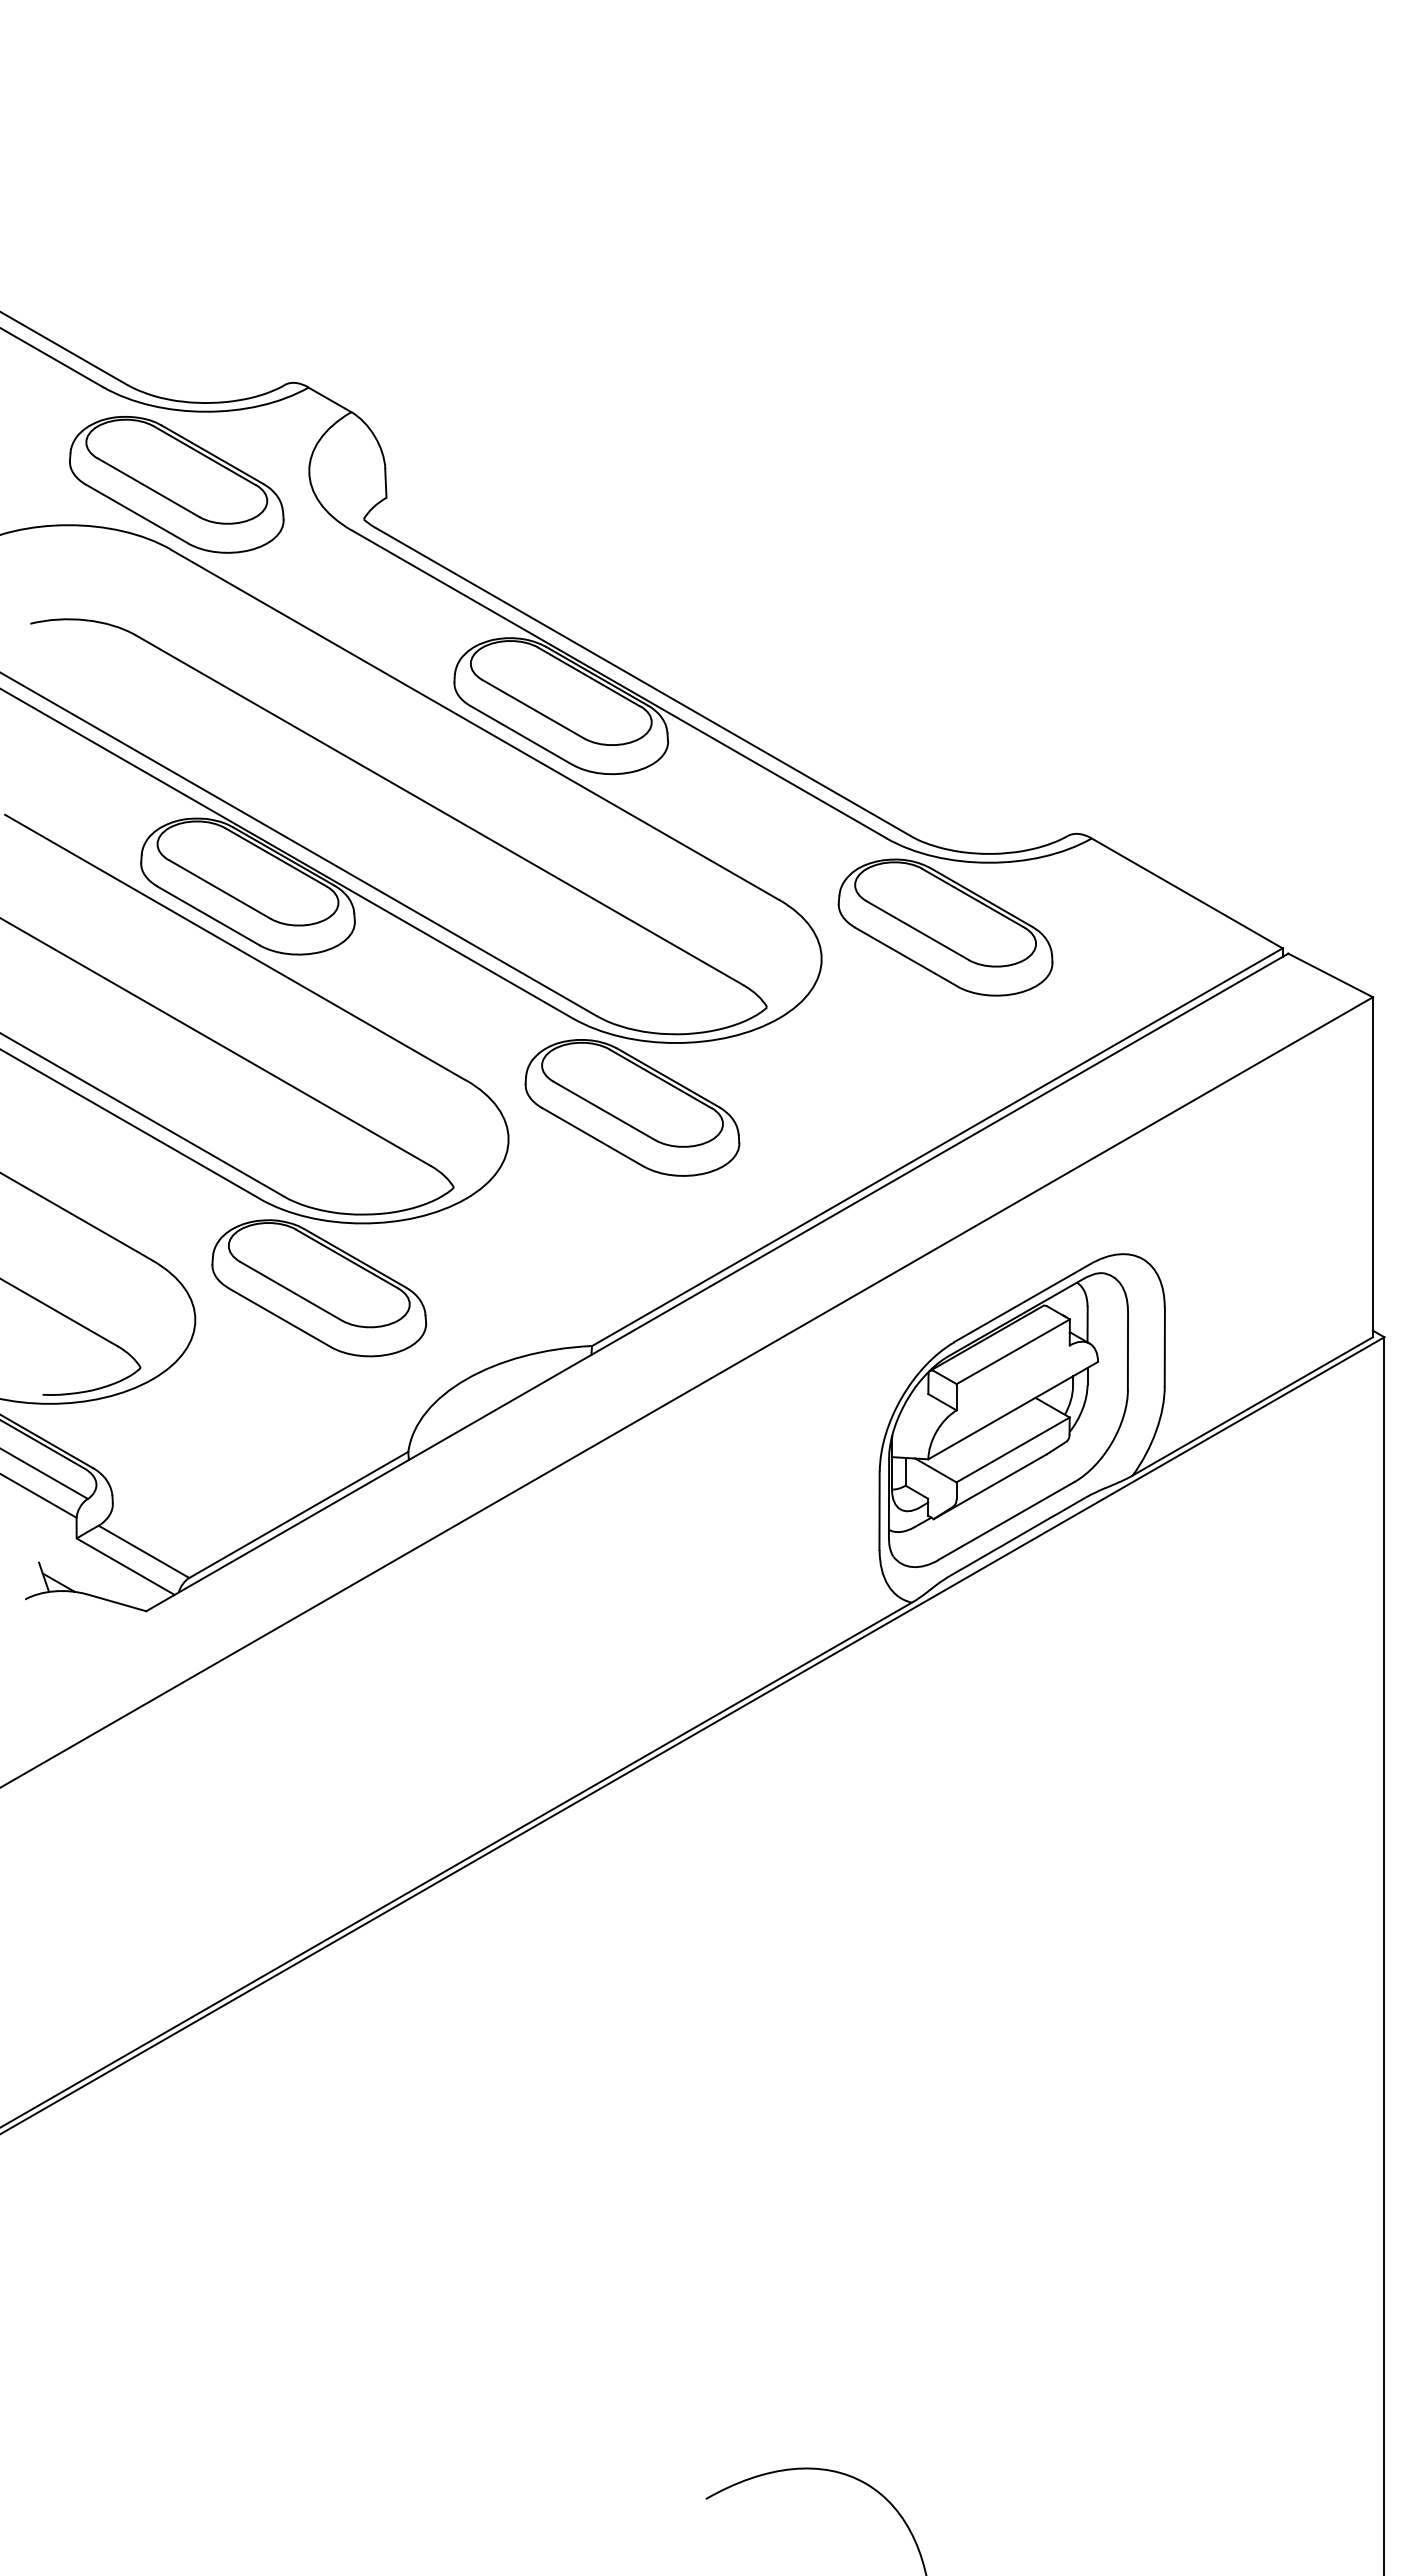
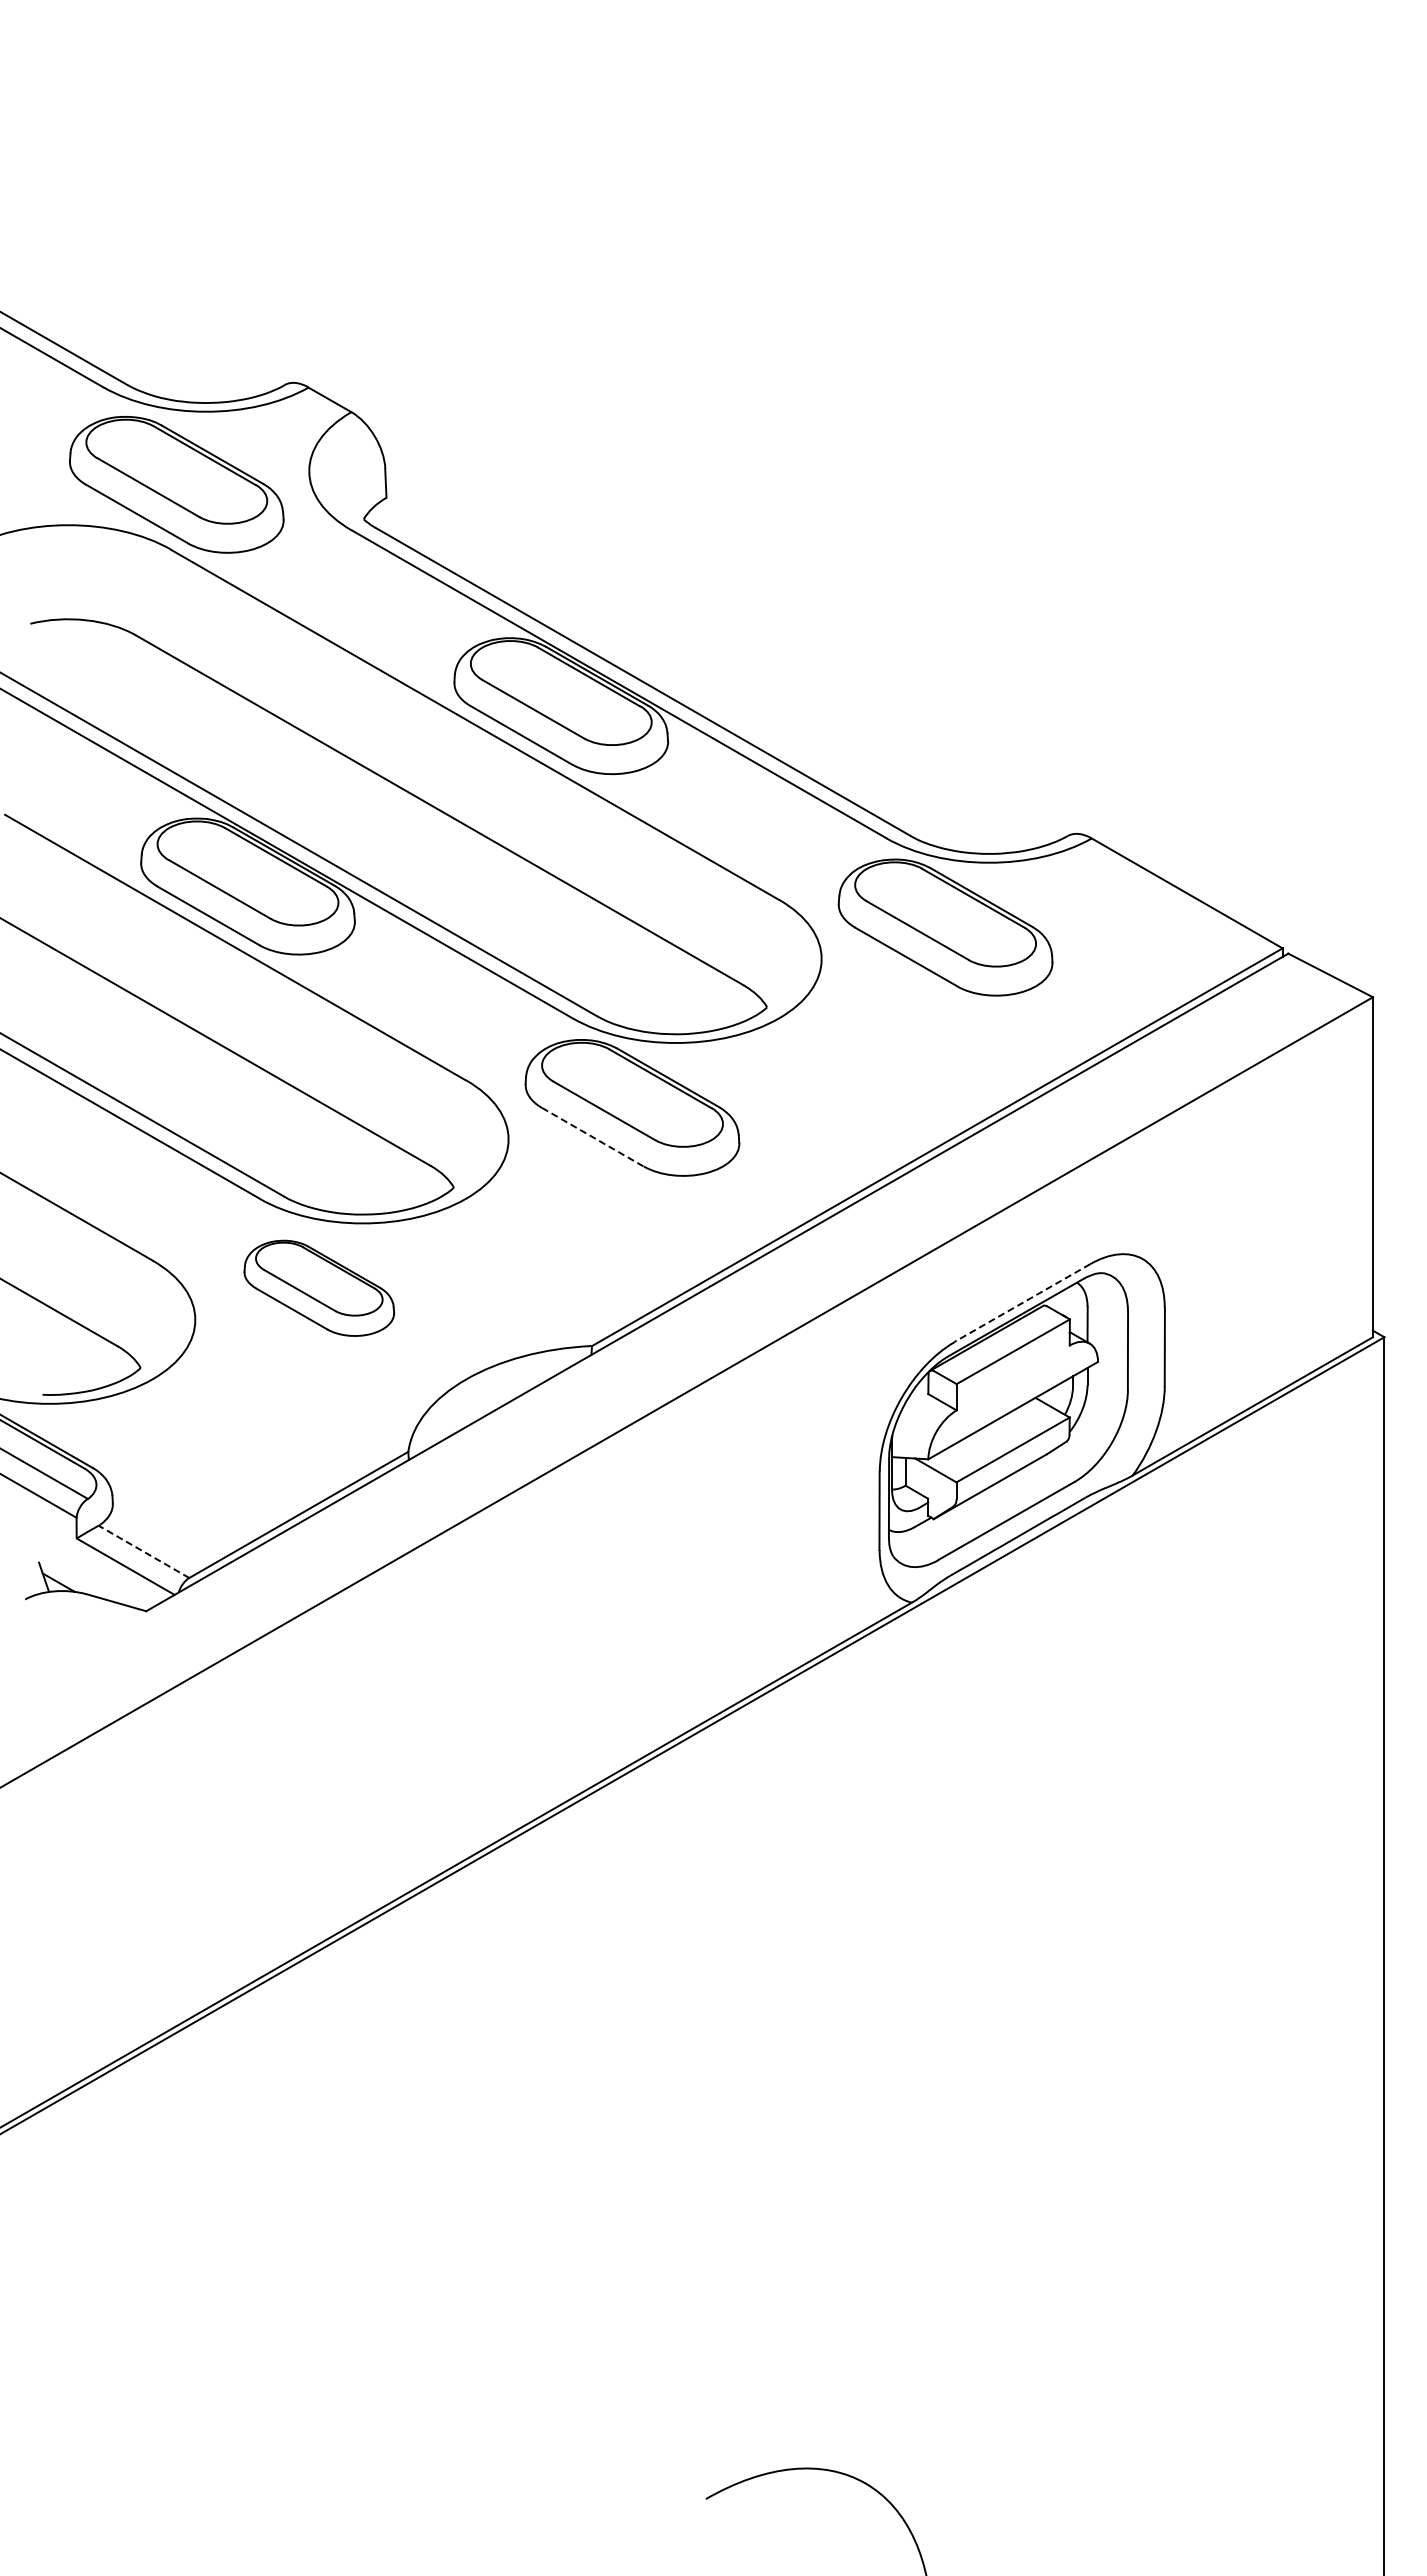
line: solid -> dashed (592, 1137)
part size: 217x139 px -> 153x98 px (319, 1287)
line: solid -> dashed (1021, 1303)
line: solid -> dashed (143, 1551)
